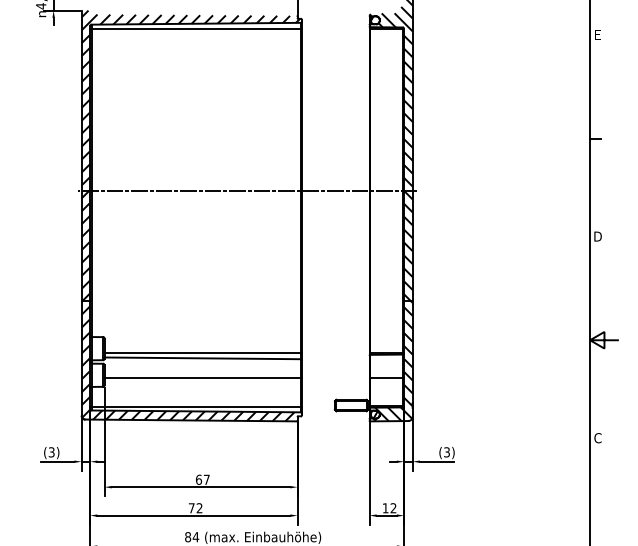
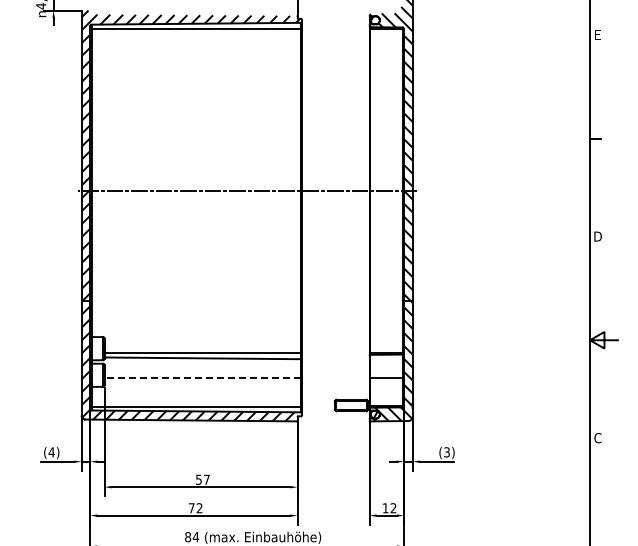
line: solid -> dashed (202, 377)
text: (3) -> (4) (51, 452)
text: 67 -> 57 (199, 479)
